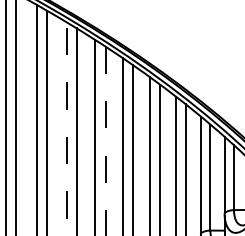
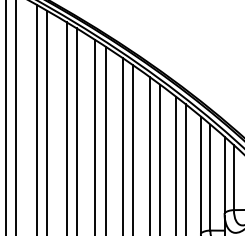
line: dashed -> solid (66, 129)
line: dashed -> solid (105, 141)
